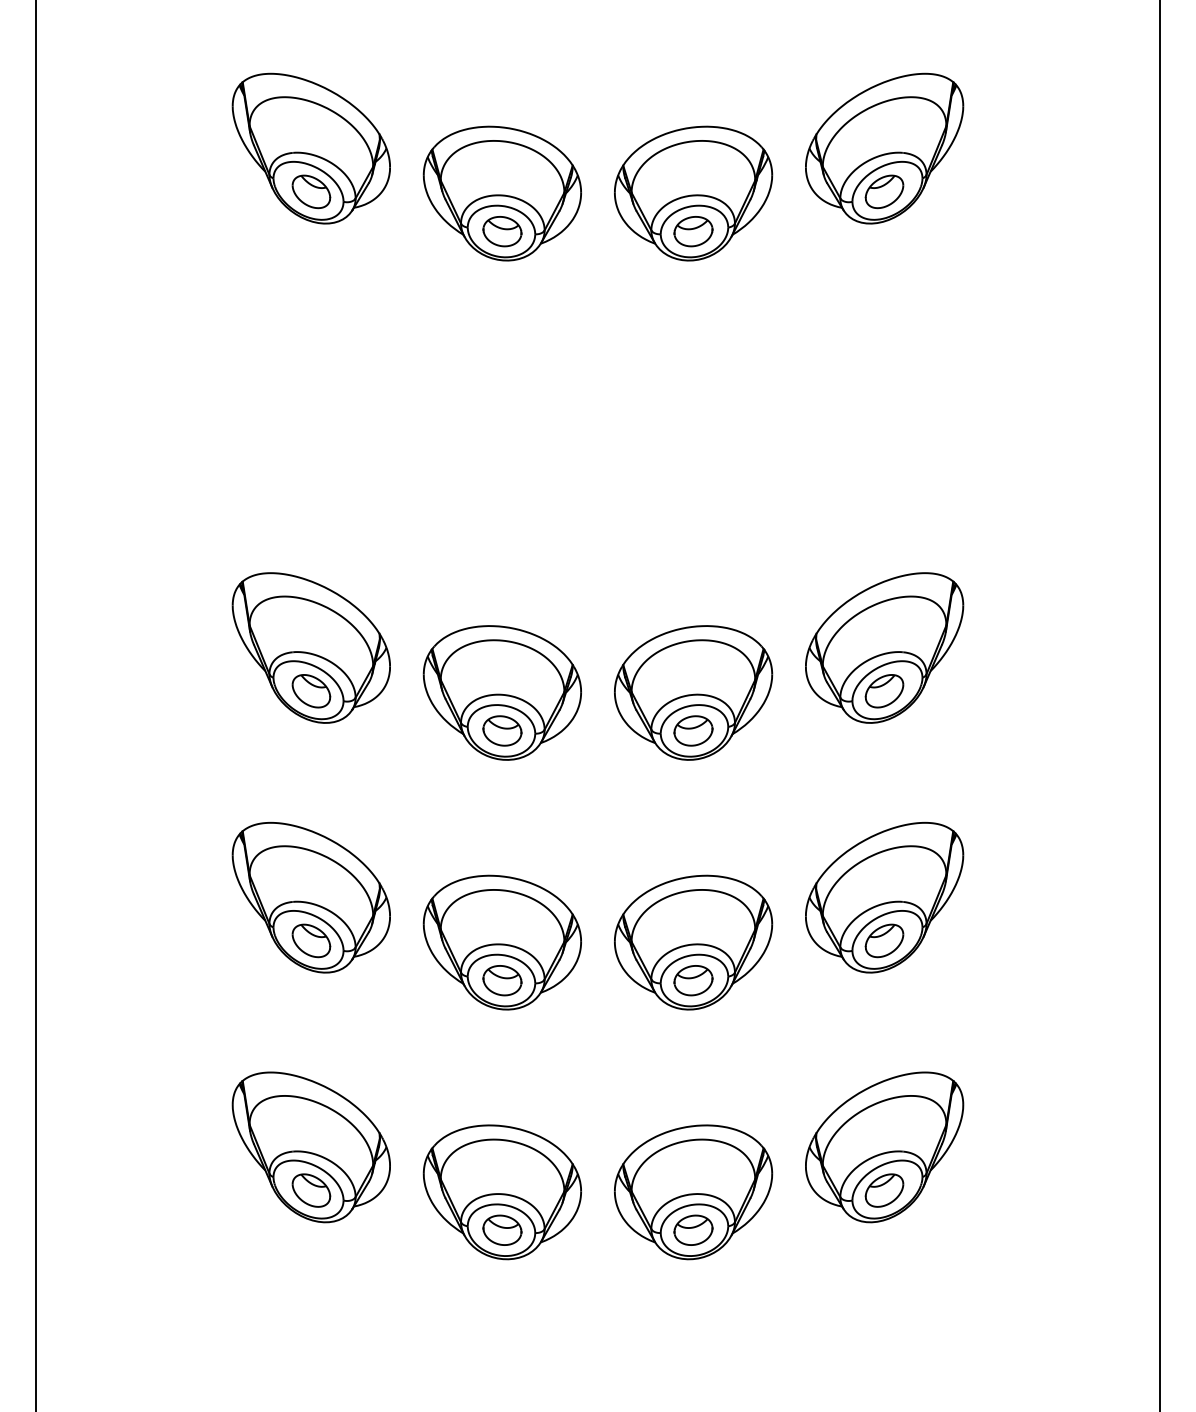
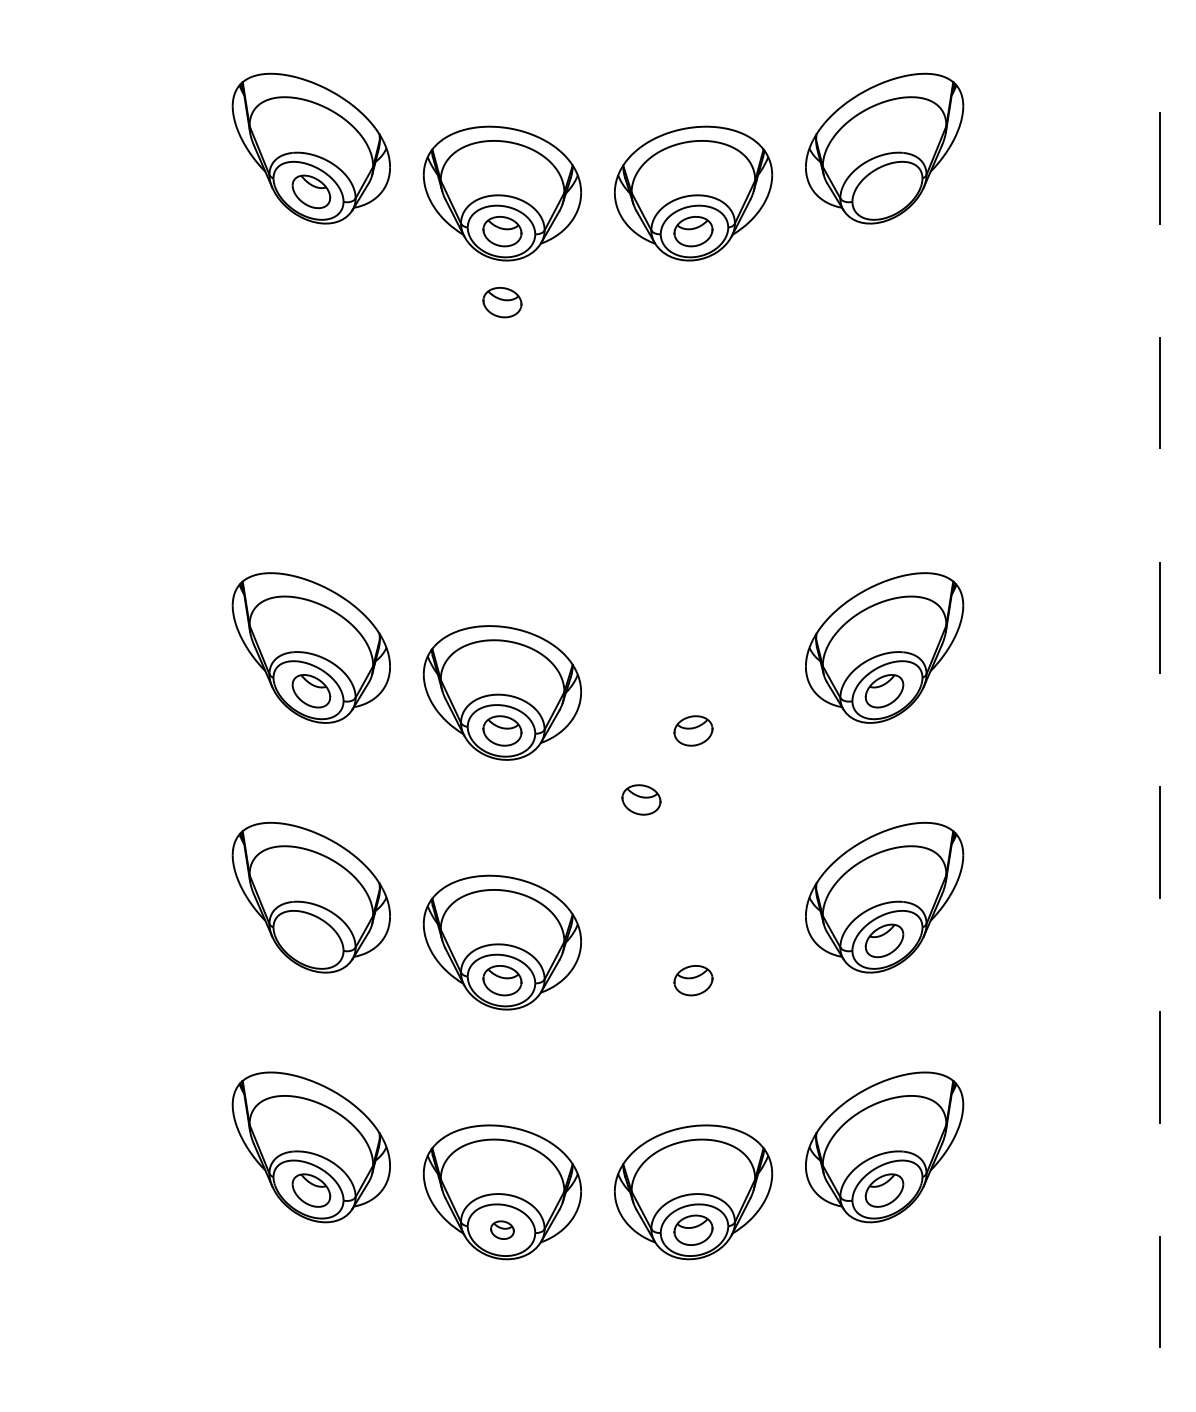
part: present -> none (884, 191)
part: none -> present (502, 302)
part: present -> none (693, 692)
line: present -> none (36, 705)
line: solid -> dashed (1159, 705)
part: none -> present (641, 799)
part: present -> none (311, 940)
part: present -> none (693, 942)
part size: 41x32 px -> 25x20 px (502, 1229)
